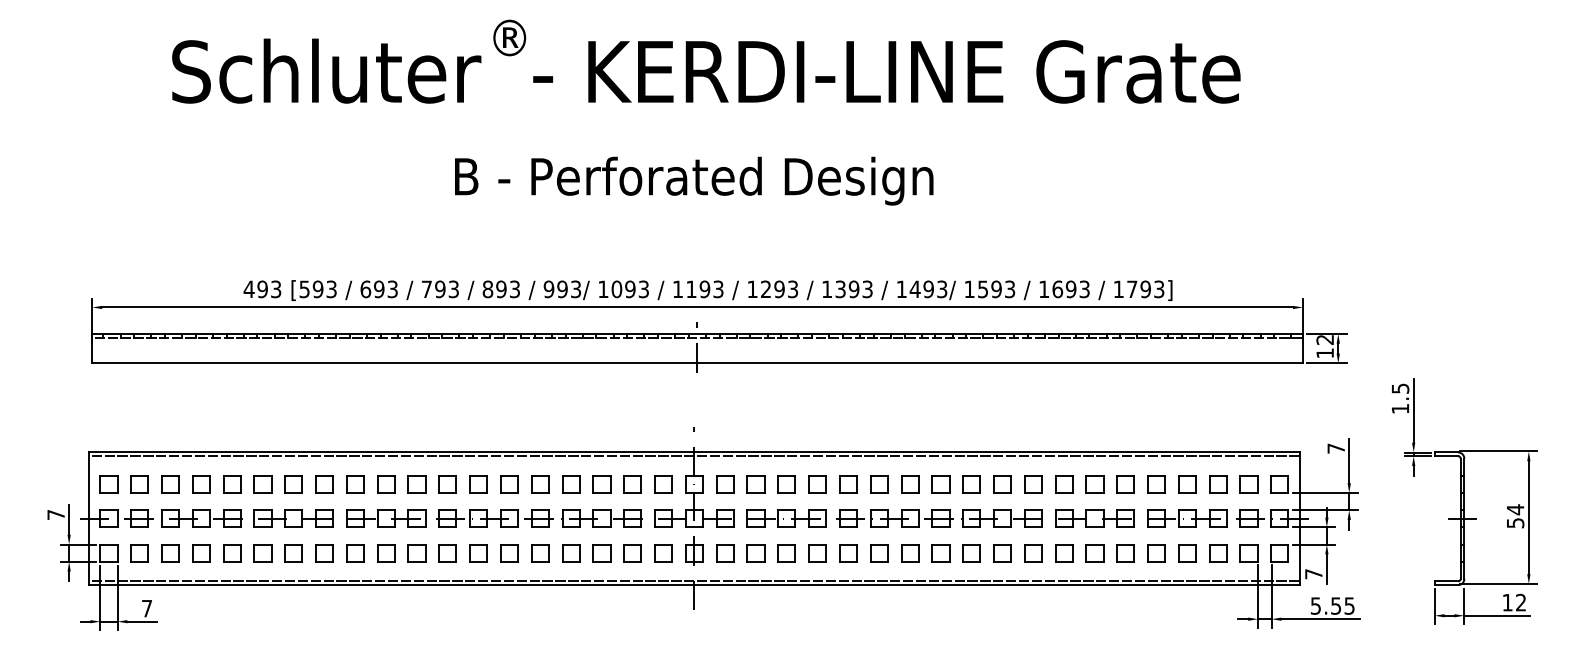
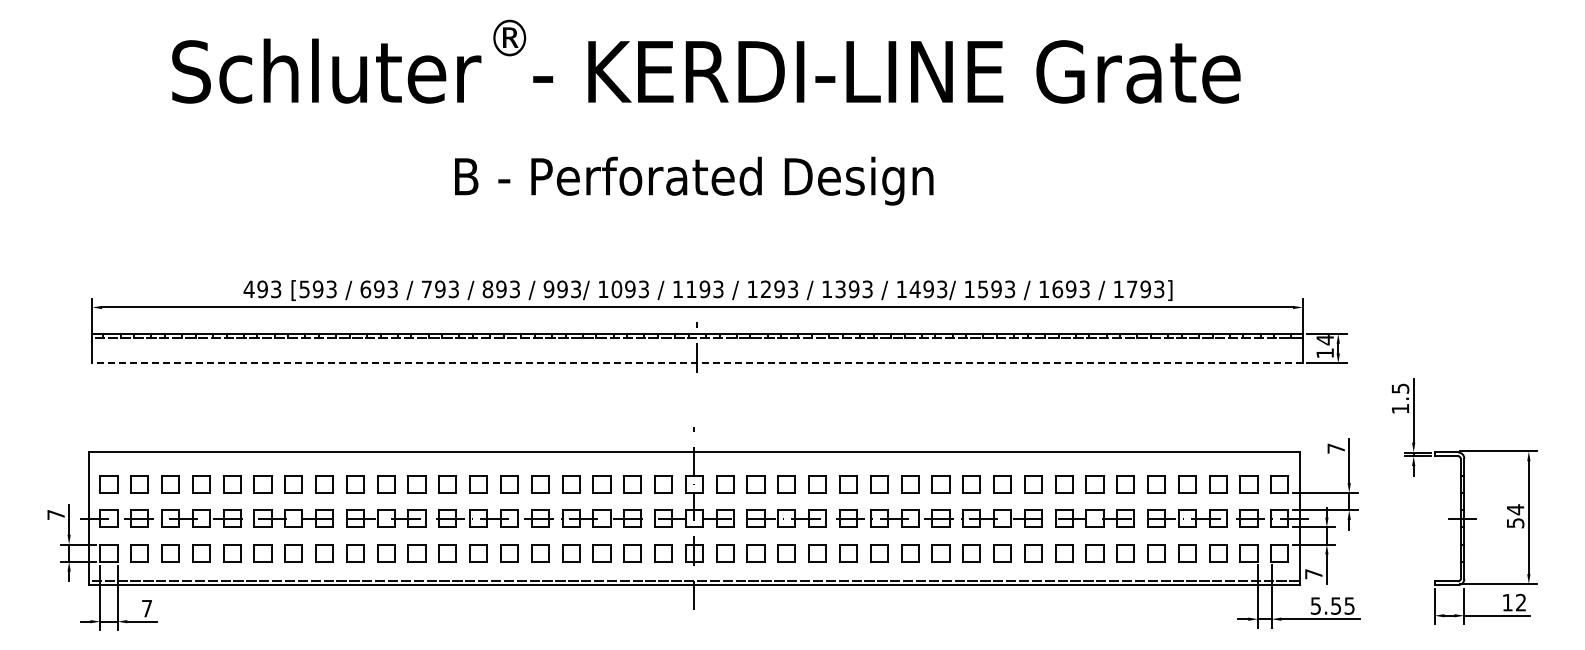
text: 12 -> 14 (1324, 340)
line: solid -> dashed (696, 363)
line: present -> none (694, 456)
